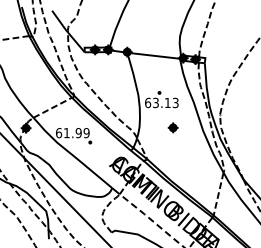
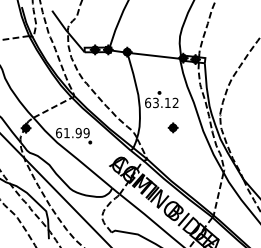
text: 63.13 -> 63.12 (175, 103)
line: dashed -> solid (151, 220)
